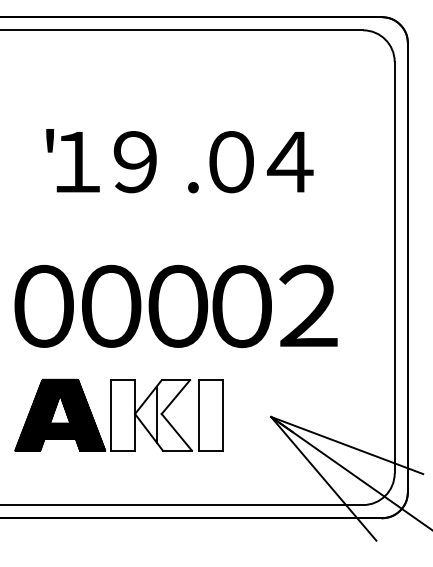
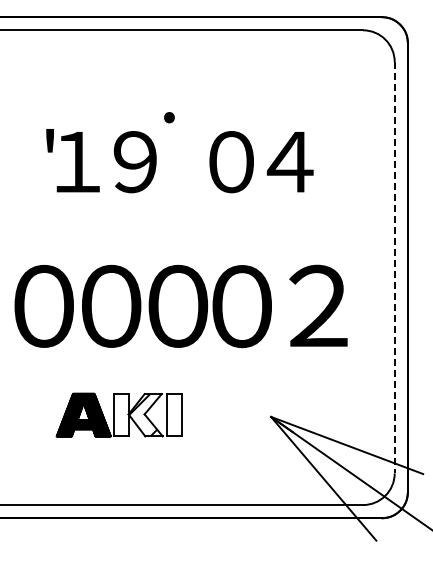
text position: (193, 187) -> (169, 117) (169, 117)
line: solid -> dashed (394, 267)
text position: (308, 305) -> (318, 305) (318, 305)
part size: 210x74 px -> 128x46 px (118, 414)
